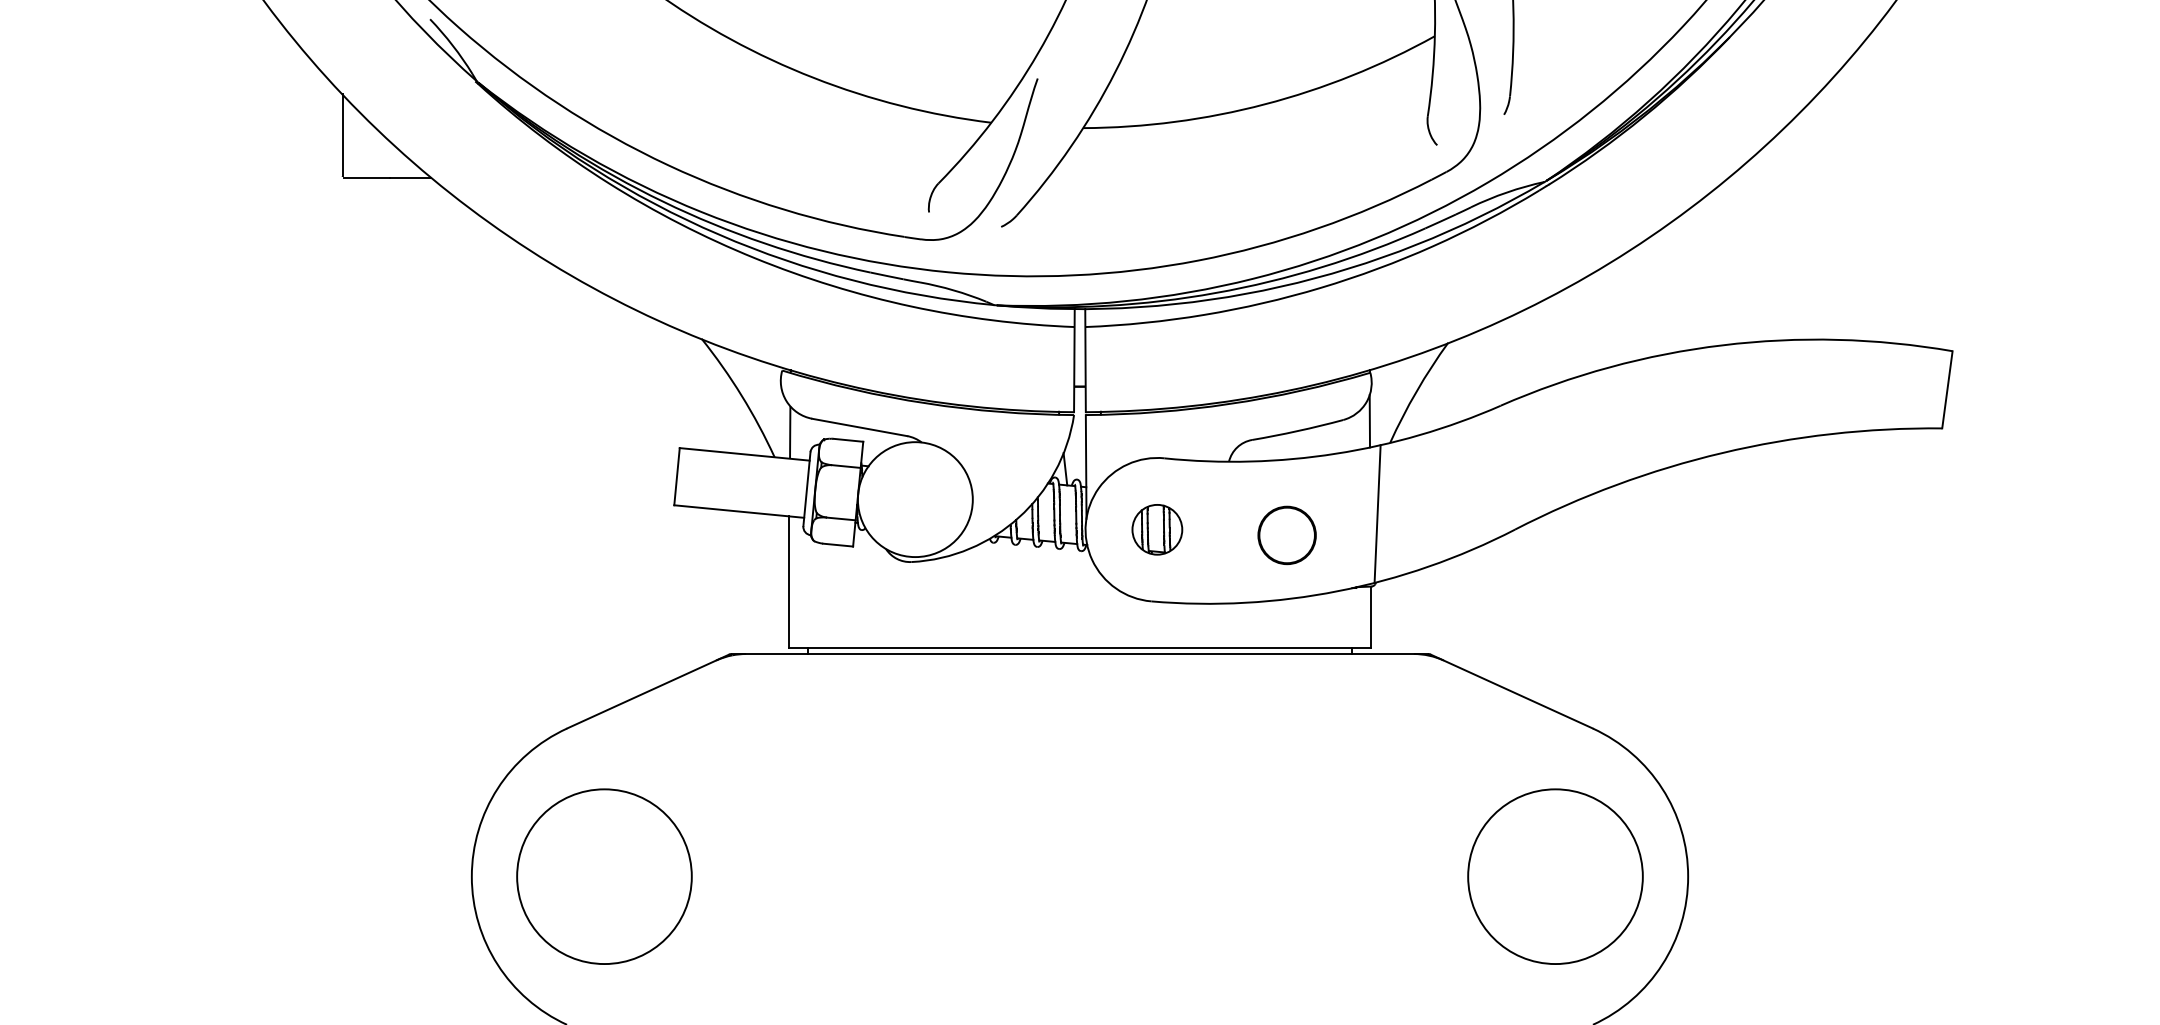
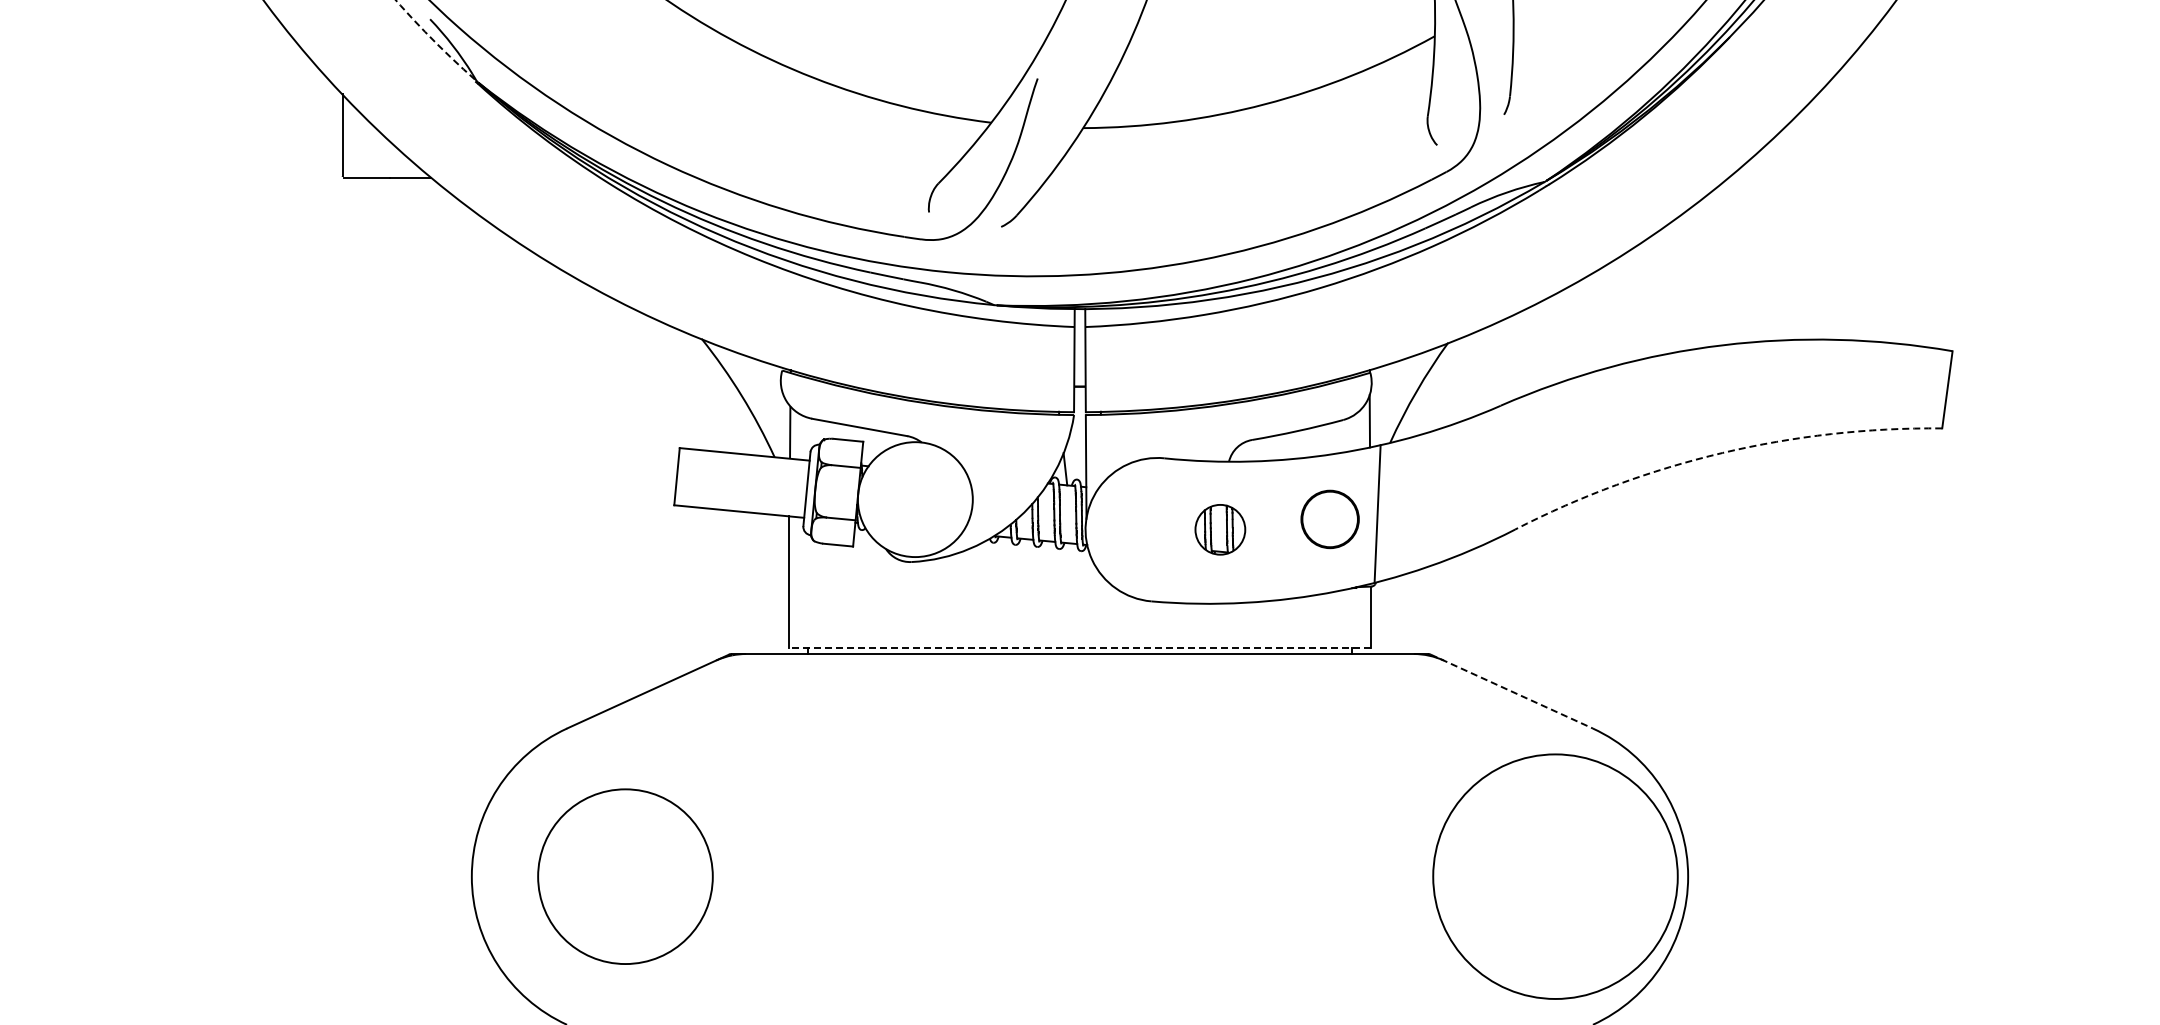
arc: solid -> dashed (435, 42)
arc: solid -> dashed (1722, 452)
part position: (1157, 529) -> (1220, 529) (1220, 529)
part position: (1286, 535) -> (1329, 519) (1329, 519)
line: solid -> dashed (1079, 648)
line: solid -> dashed (1512, 691)
circle position: (604, 876) -> (625, 876) (625, 876)
circle diameter: 175 px -> 245 px (1555, 876)
